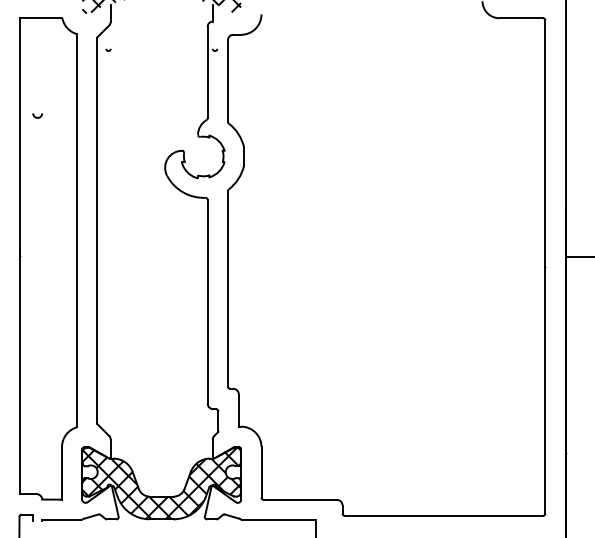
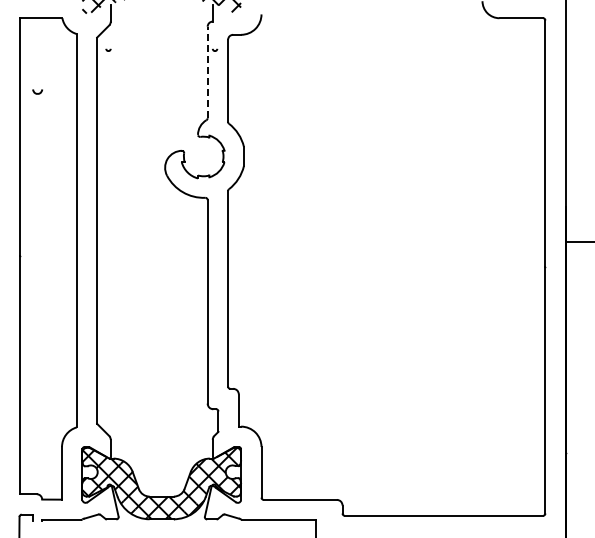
line: solid -> dashed (207, 72)
curve position: (36, 116) -> (36, 92) (36, 92)
line position: (578, 256) -> (578, 241) (578, 241)
